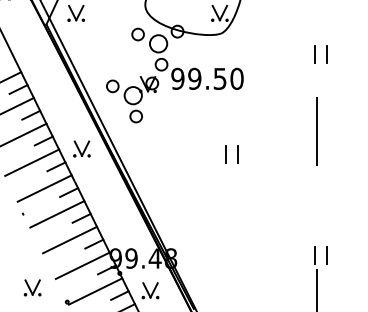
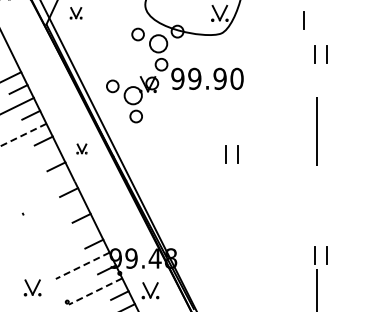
part size: 18x18 px -> 14x13 px (75, 13)
line: none -> present (303, 20)
text: 99.50 -> 99.90 (219, 78)
line: solid -> dashed (23, 135)
part size: 18x18 px -> 12x12 px (81, 148)
line: present -> none (32, 162)
line: present -> none (44, 188)
line: present -> none (57, 214)
line: present -> none (70, 239)
line: solid -> dashed (82, 265)
line: solid -> dashed (95, 291)
